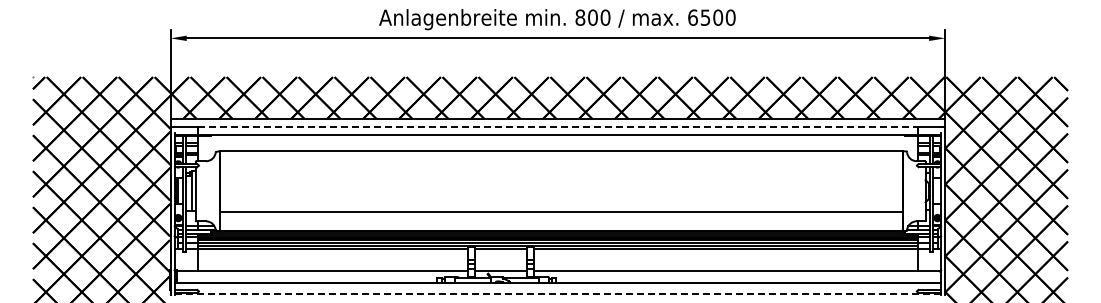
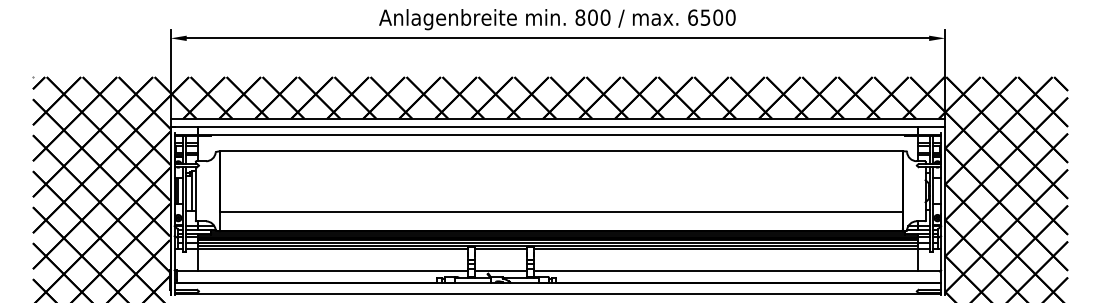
line: dashed -> solid (558, 127)
line: dashed -> solid (557, 293)
